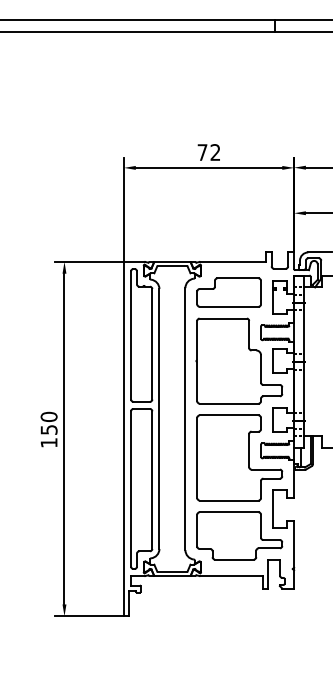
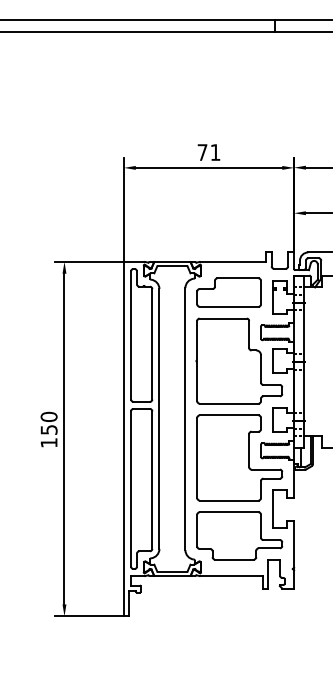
text: 72 -> 71 (215, 152)
